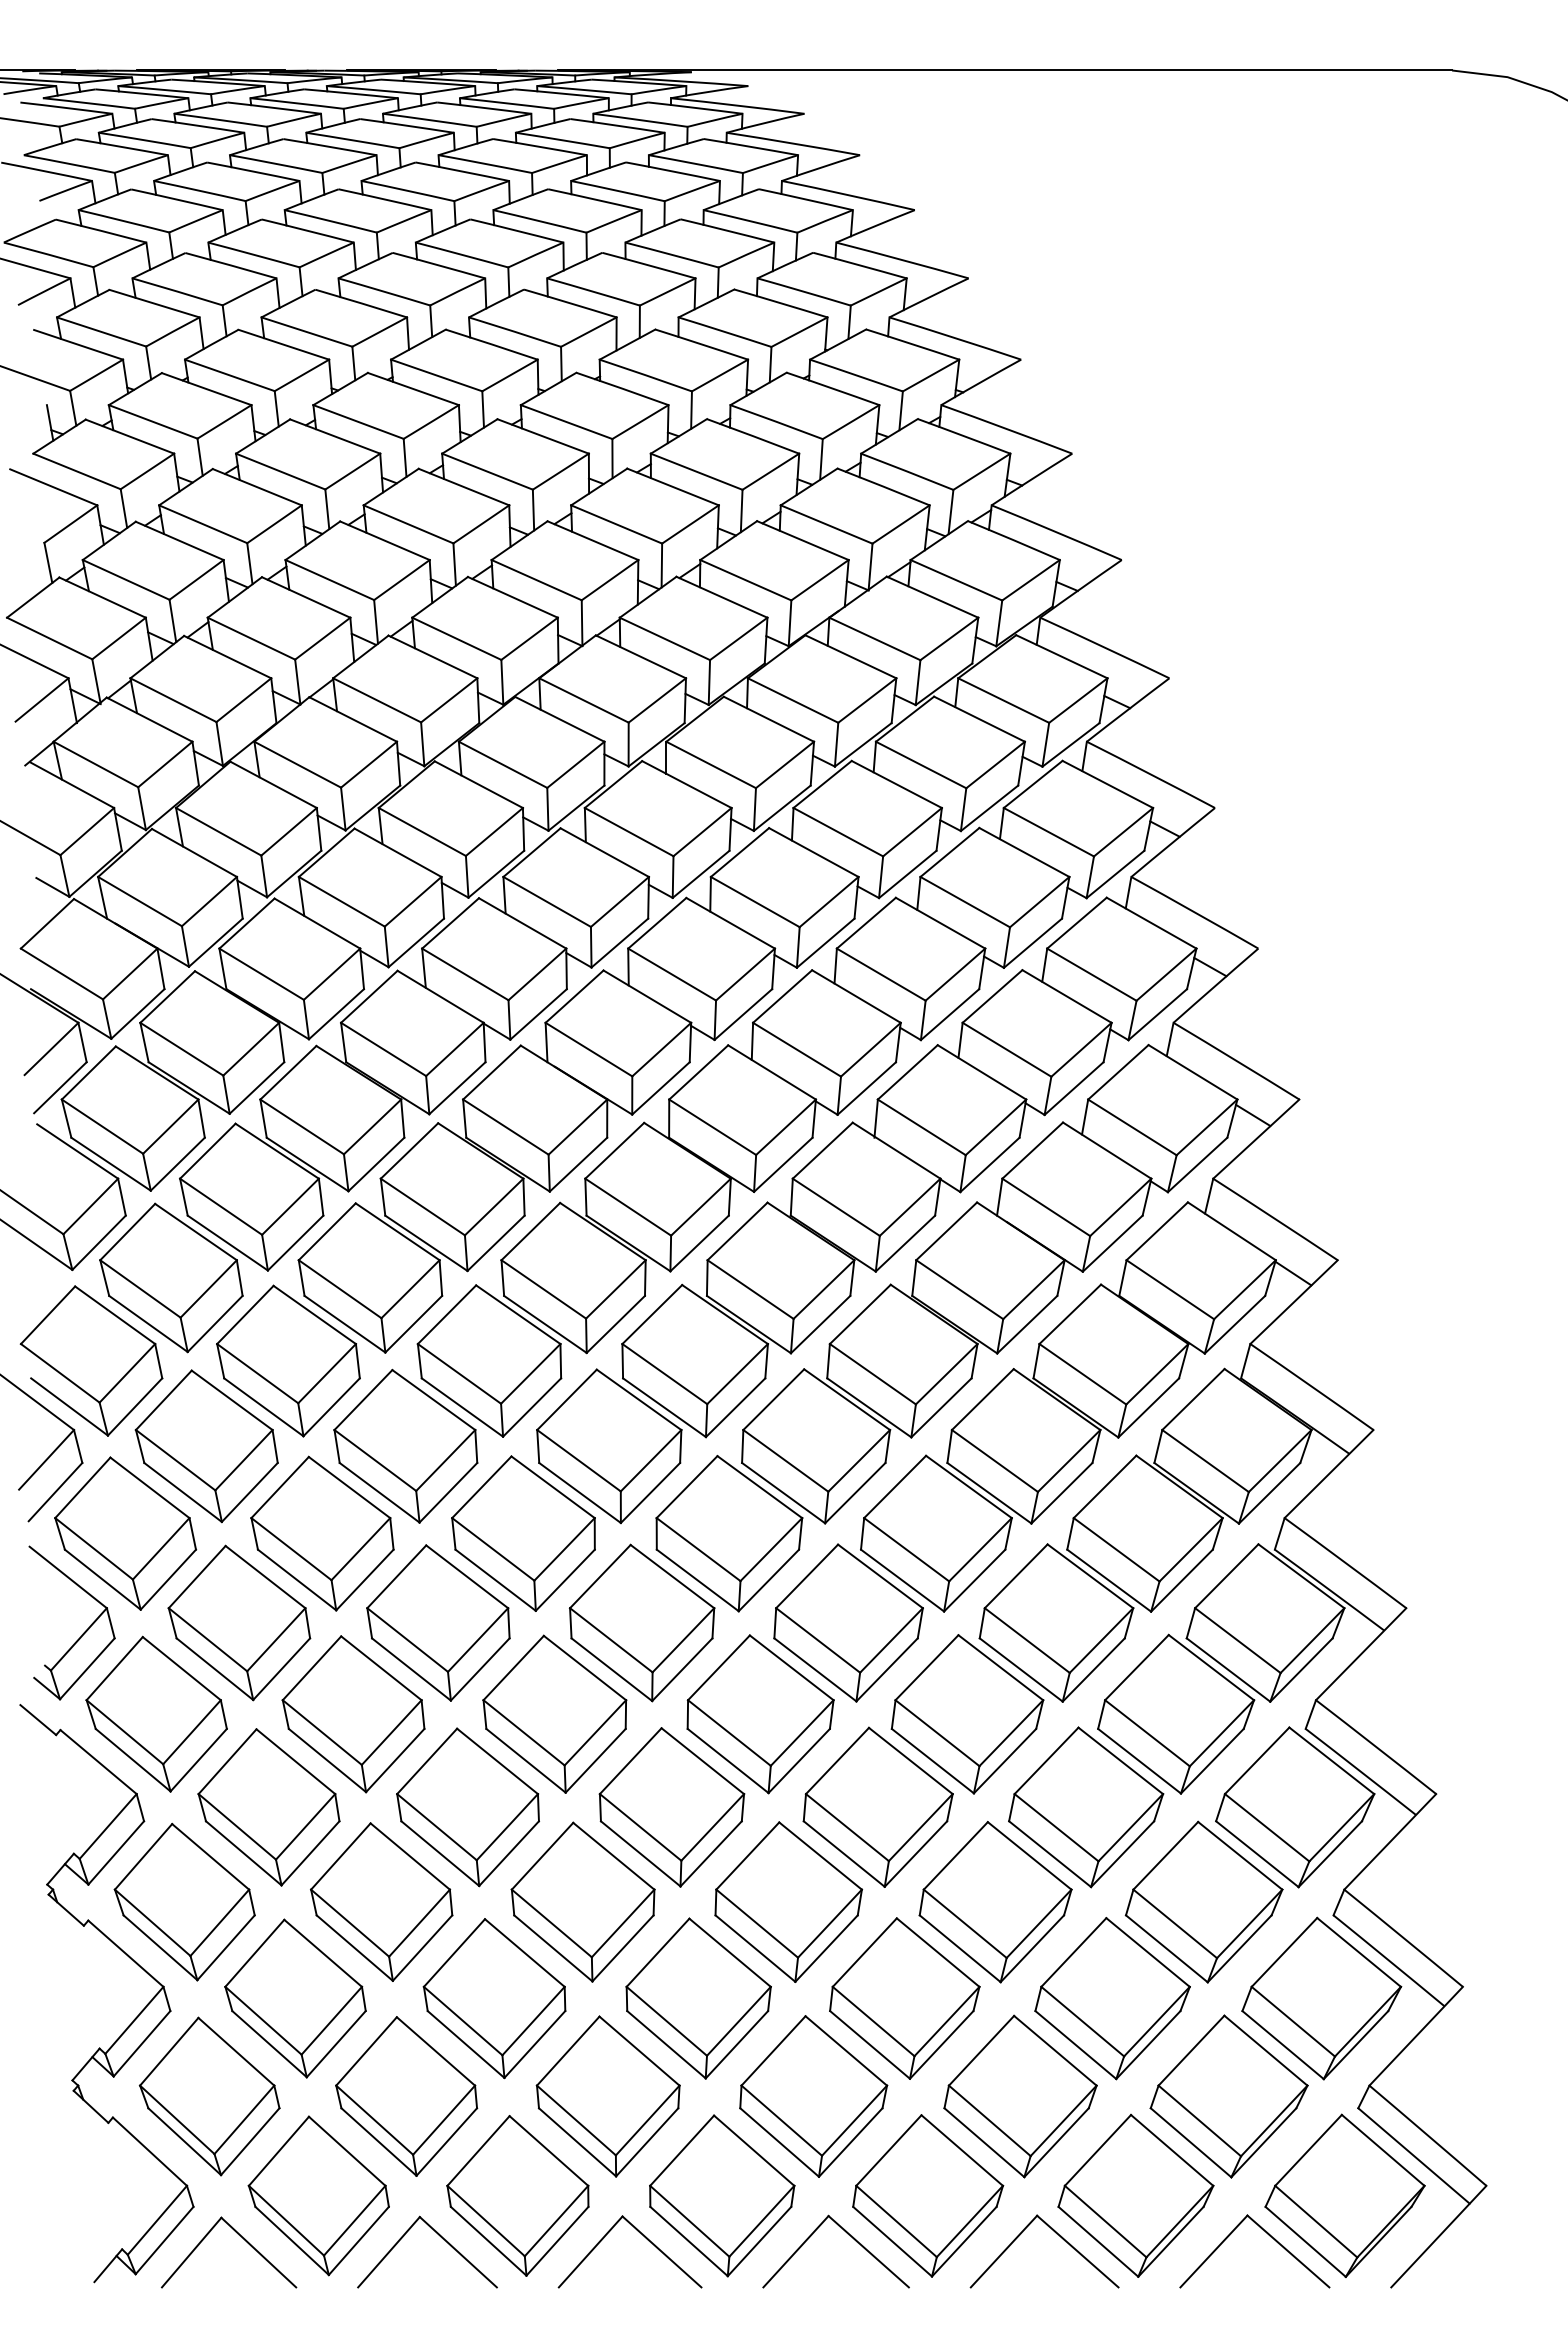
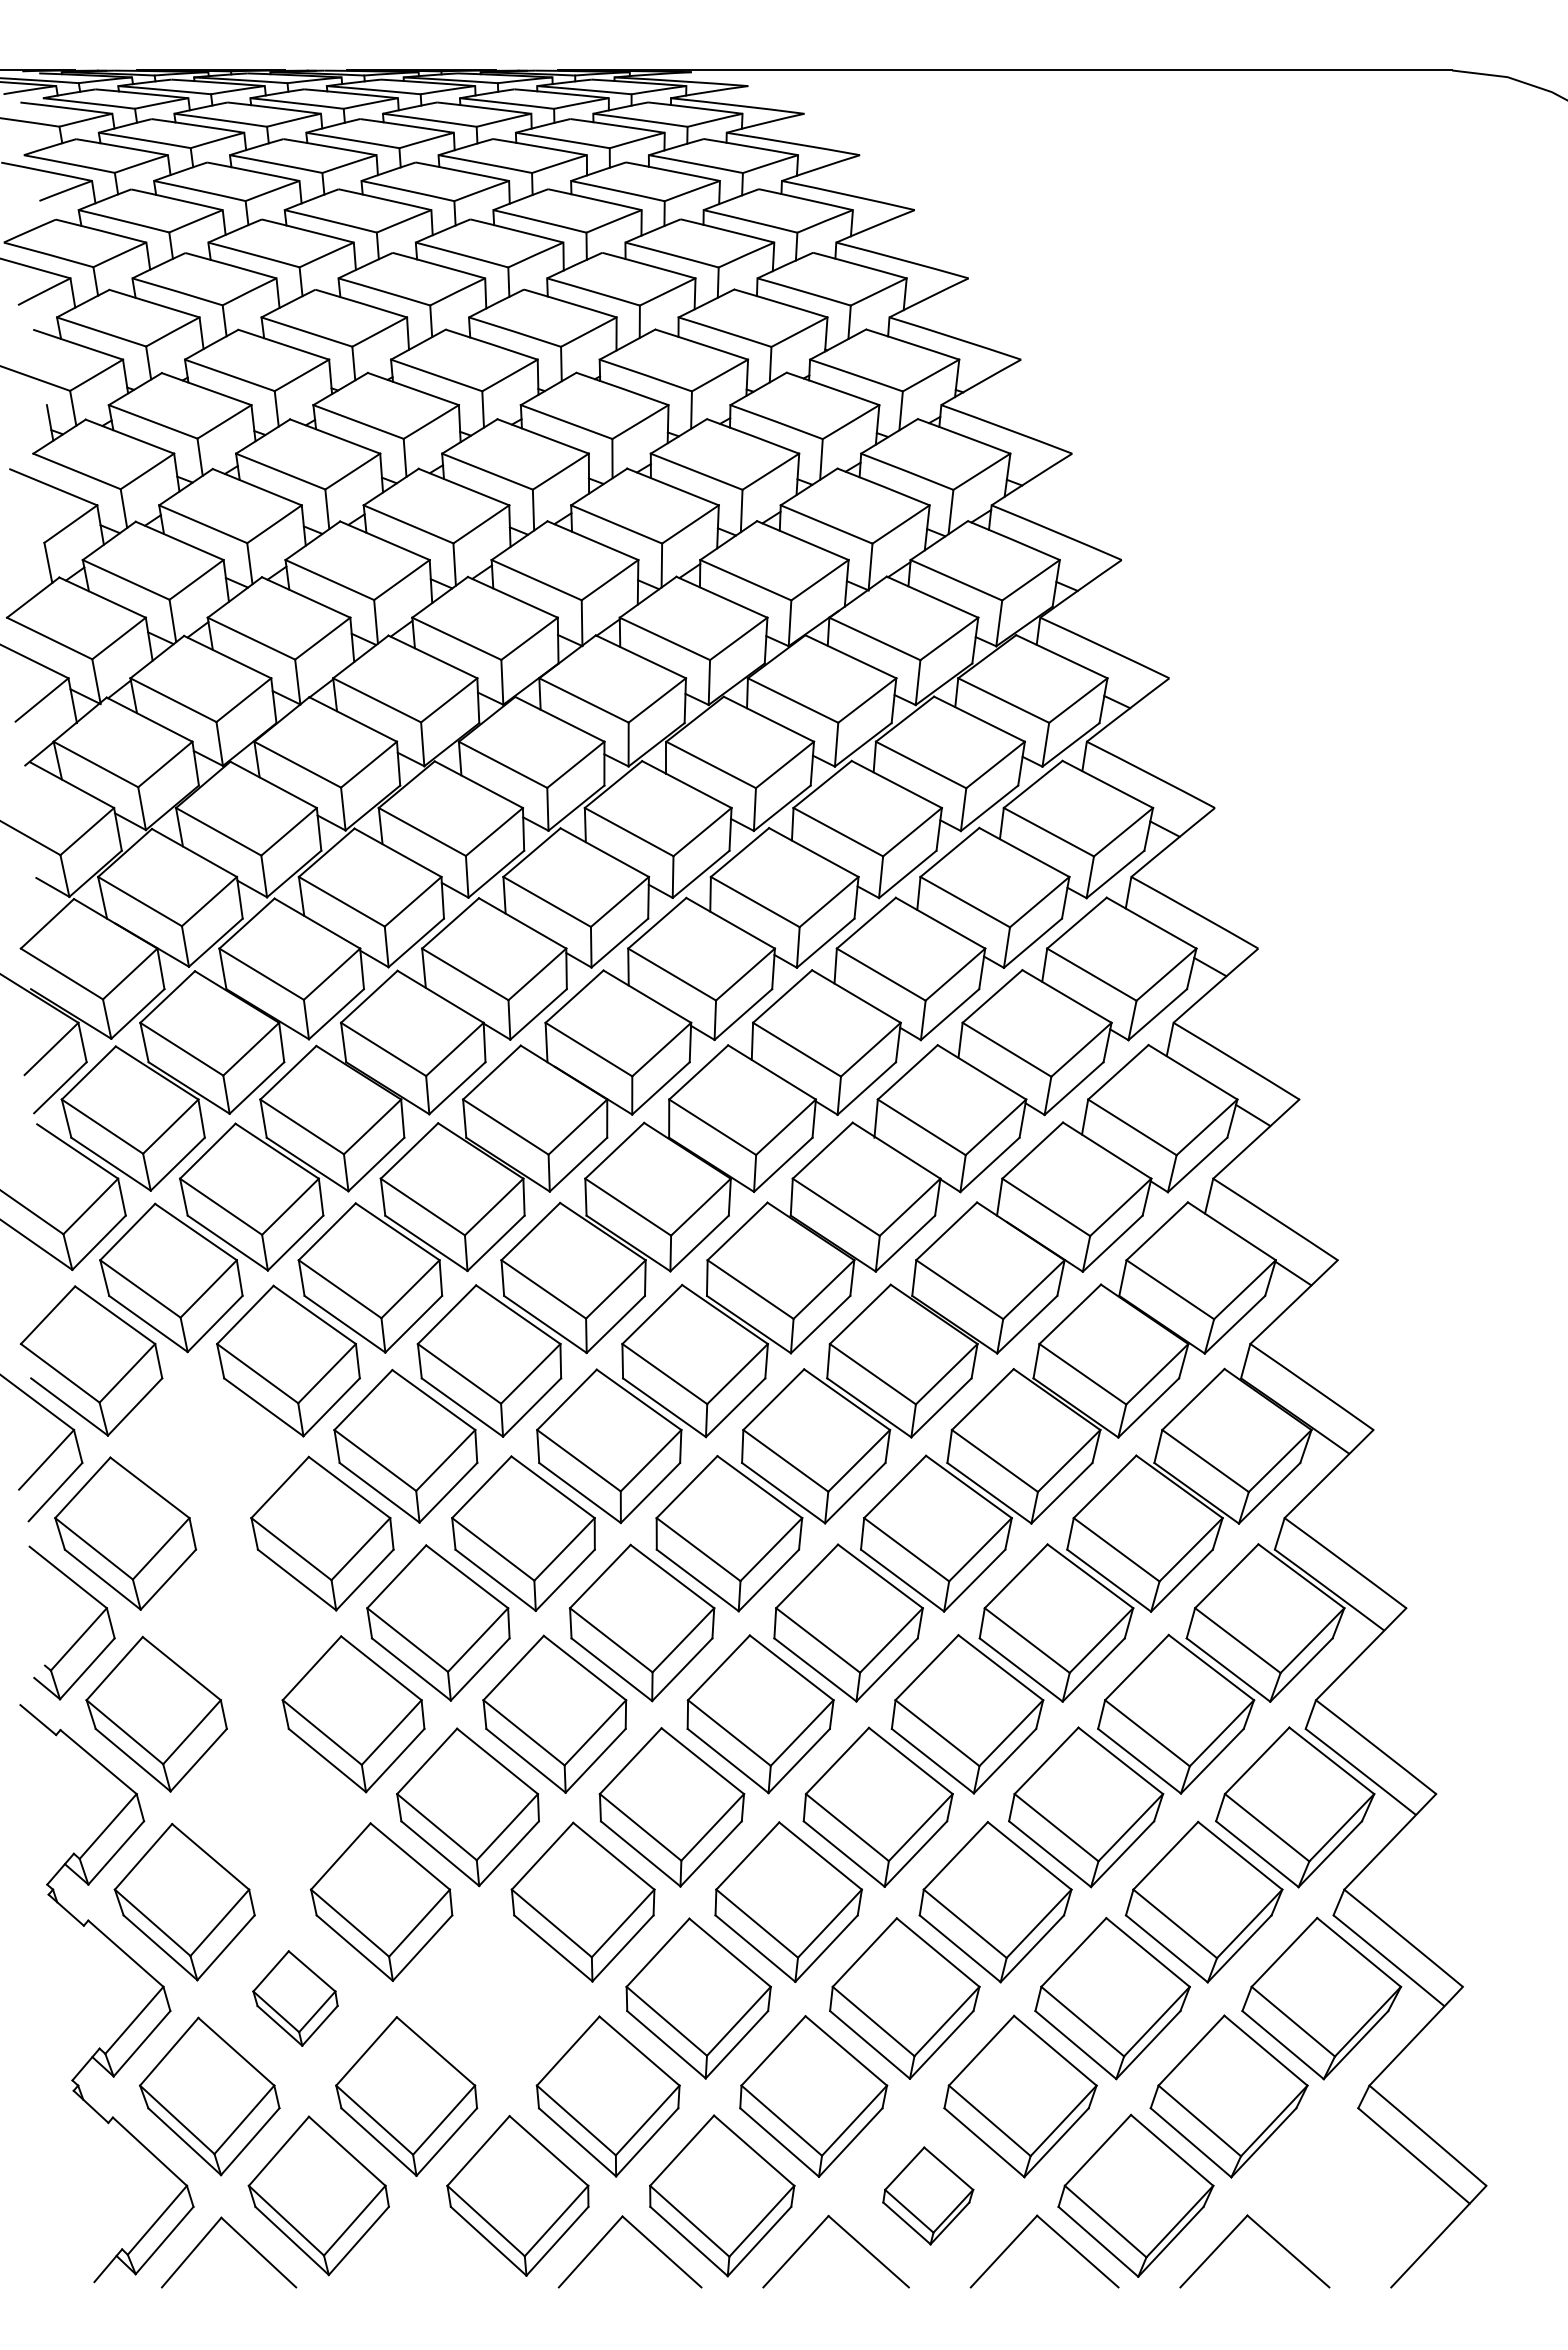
part: present -> none (206, 1446)
part: present -> none (239, 1622)
part: present -> none (268, 1807)
part size: 143x161 px -> 87x97 px (295, 1998)
part: present -> none (494, 1998)
part size: 153x164 px -> 93x100 px (928, 2195)
part: present -> none (1344, 2195)
part: present -> none (440, 2237)
